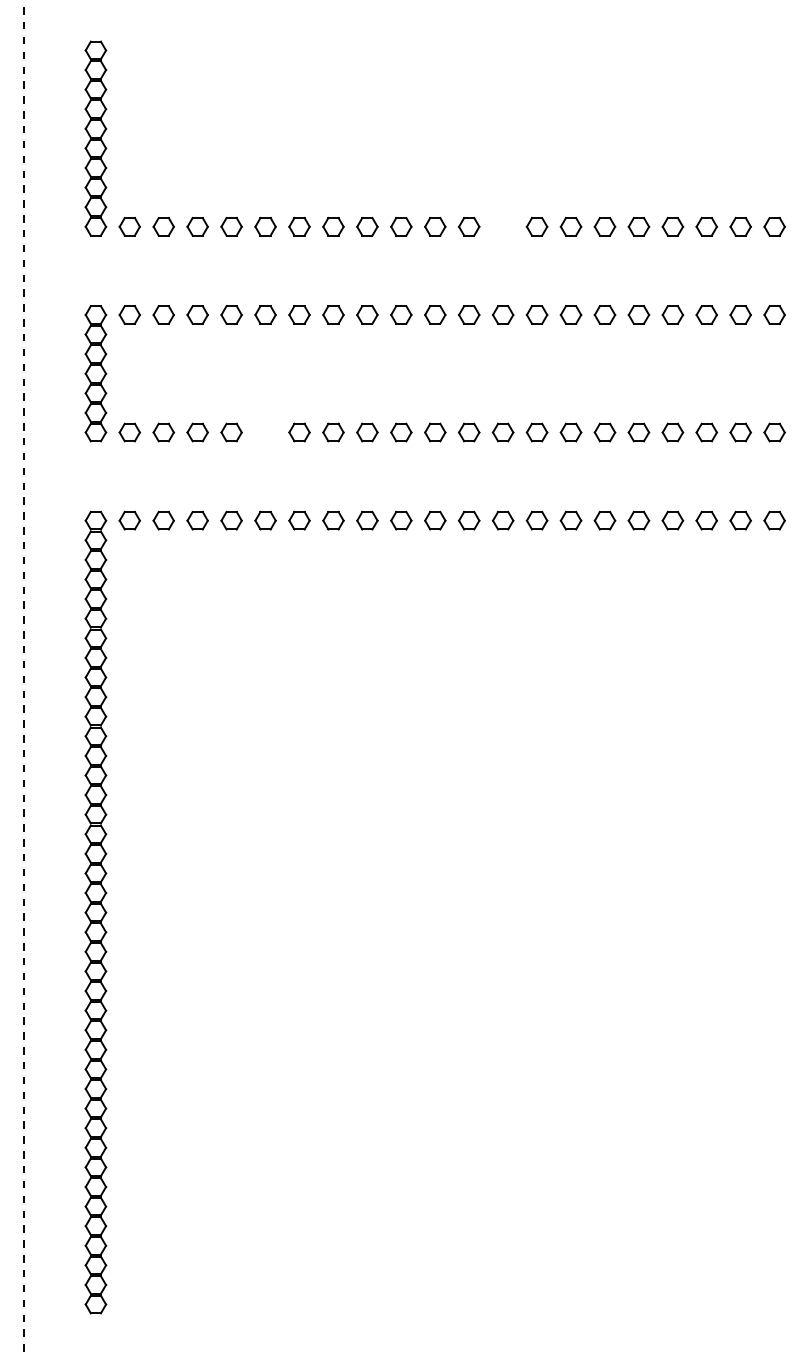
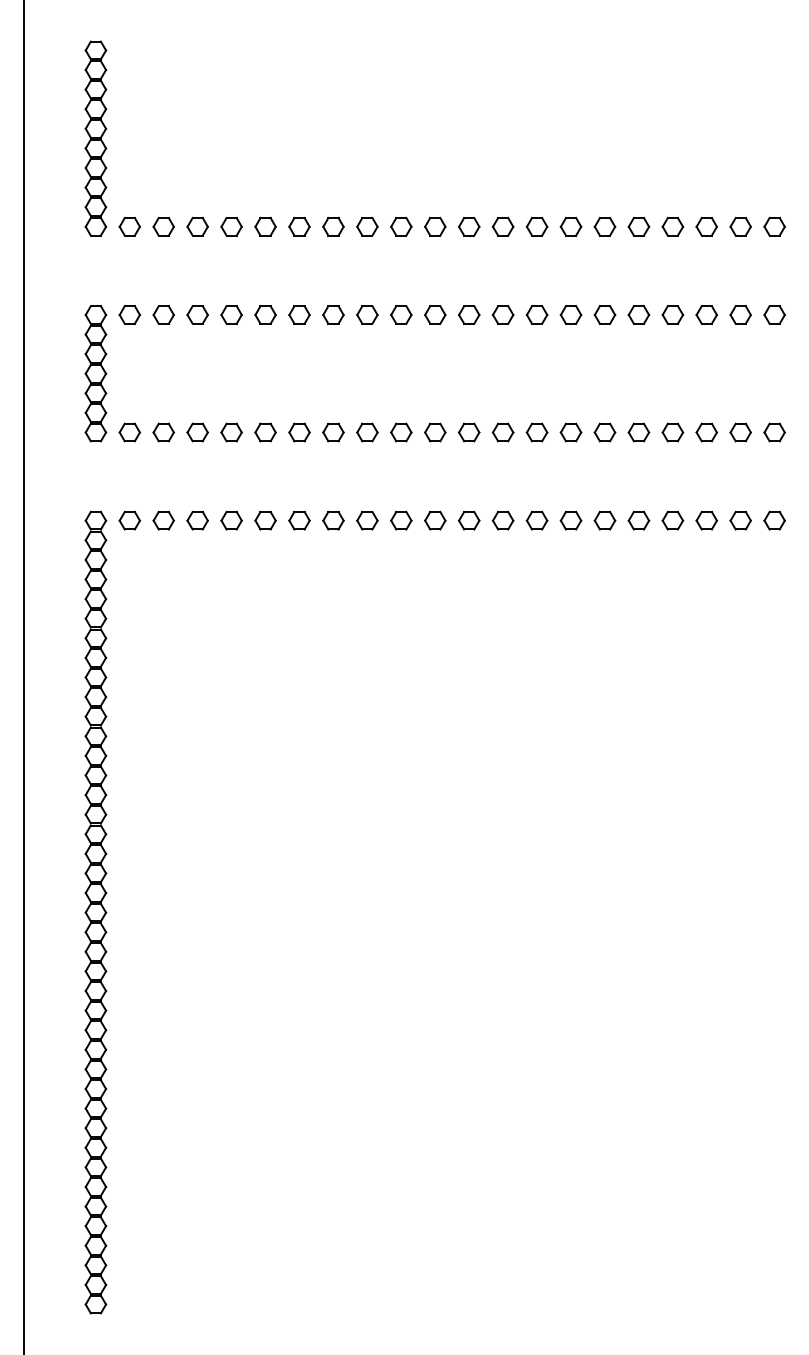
part: none -> present (502, 226)
part: none -> present (265, 432)
line: dashed -> solid (24, 677)
